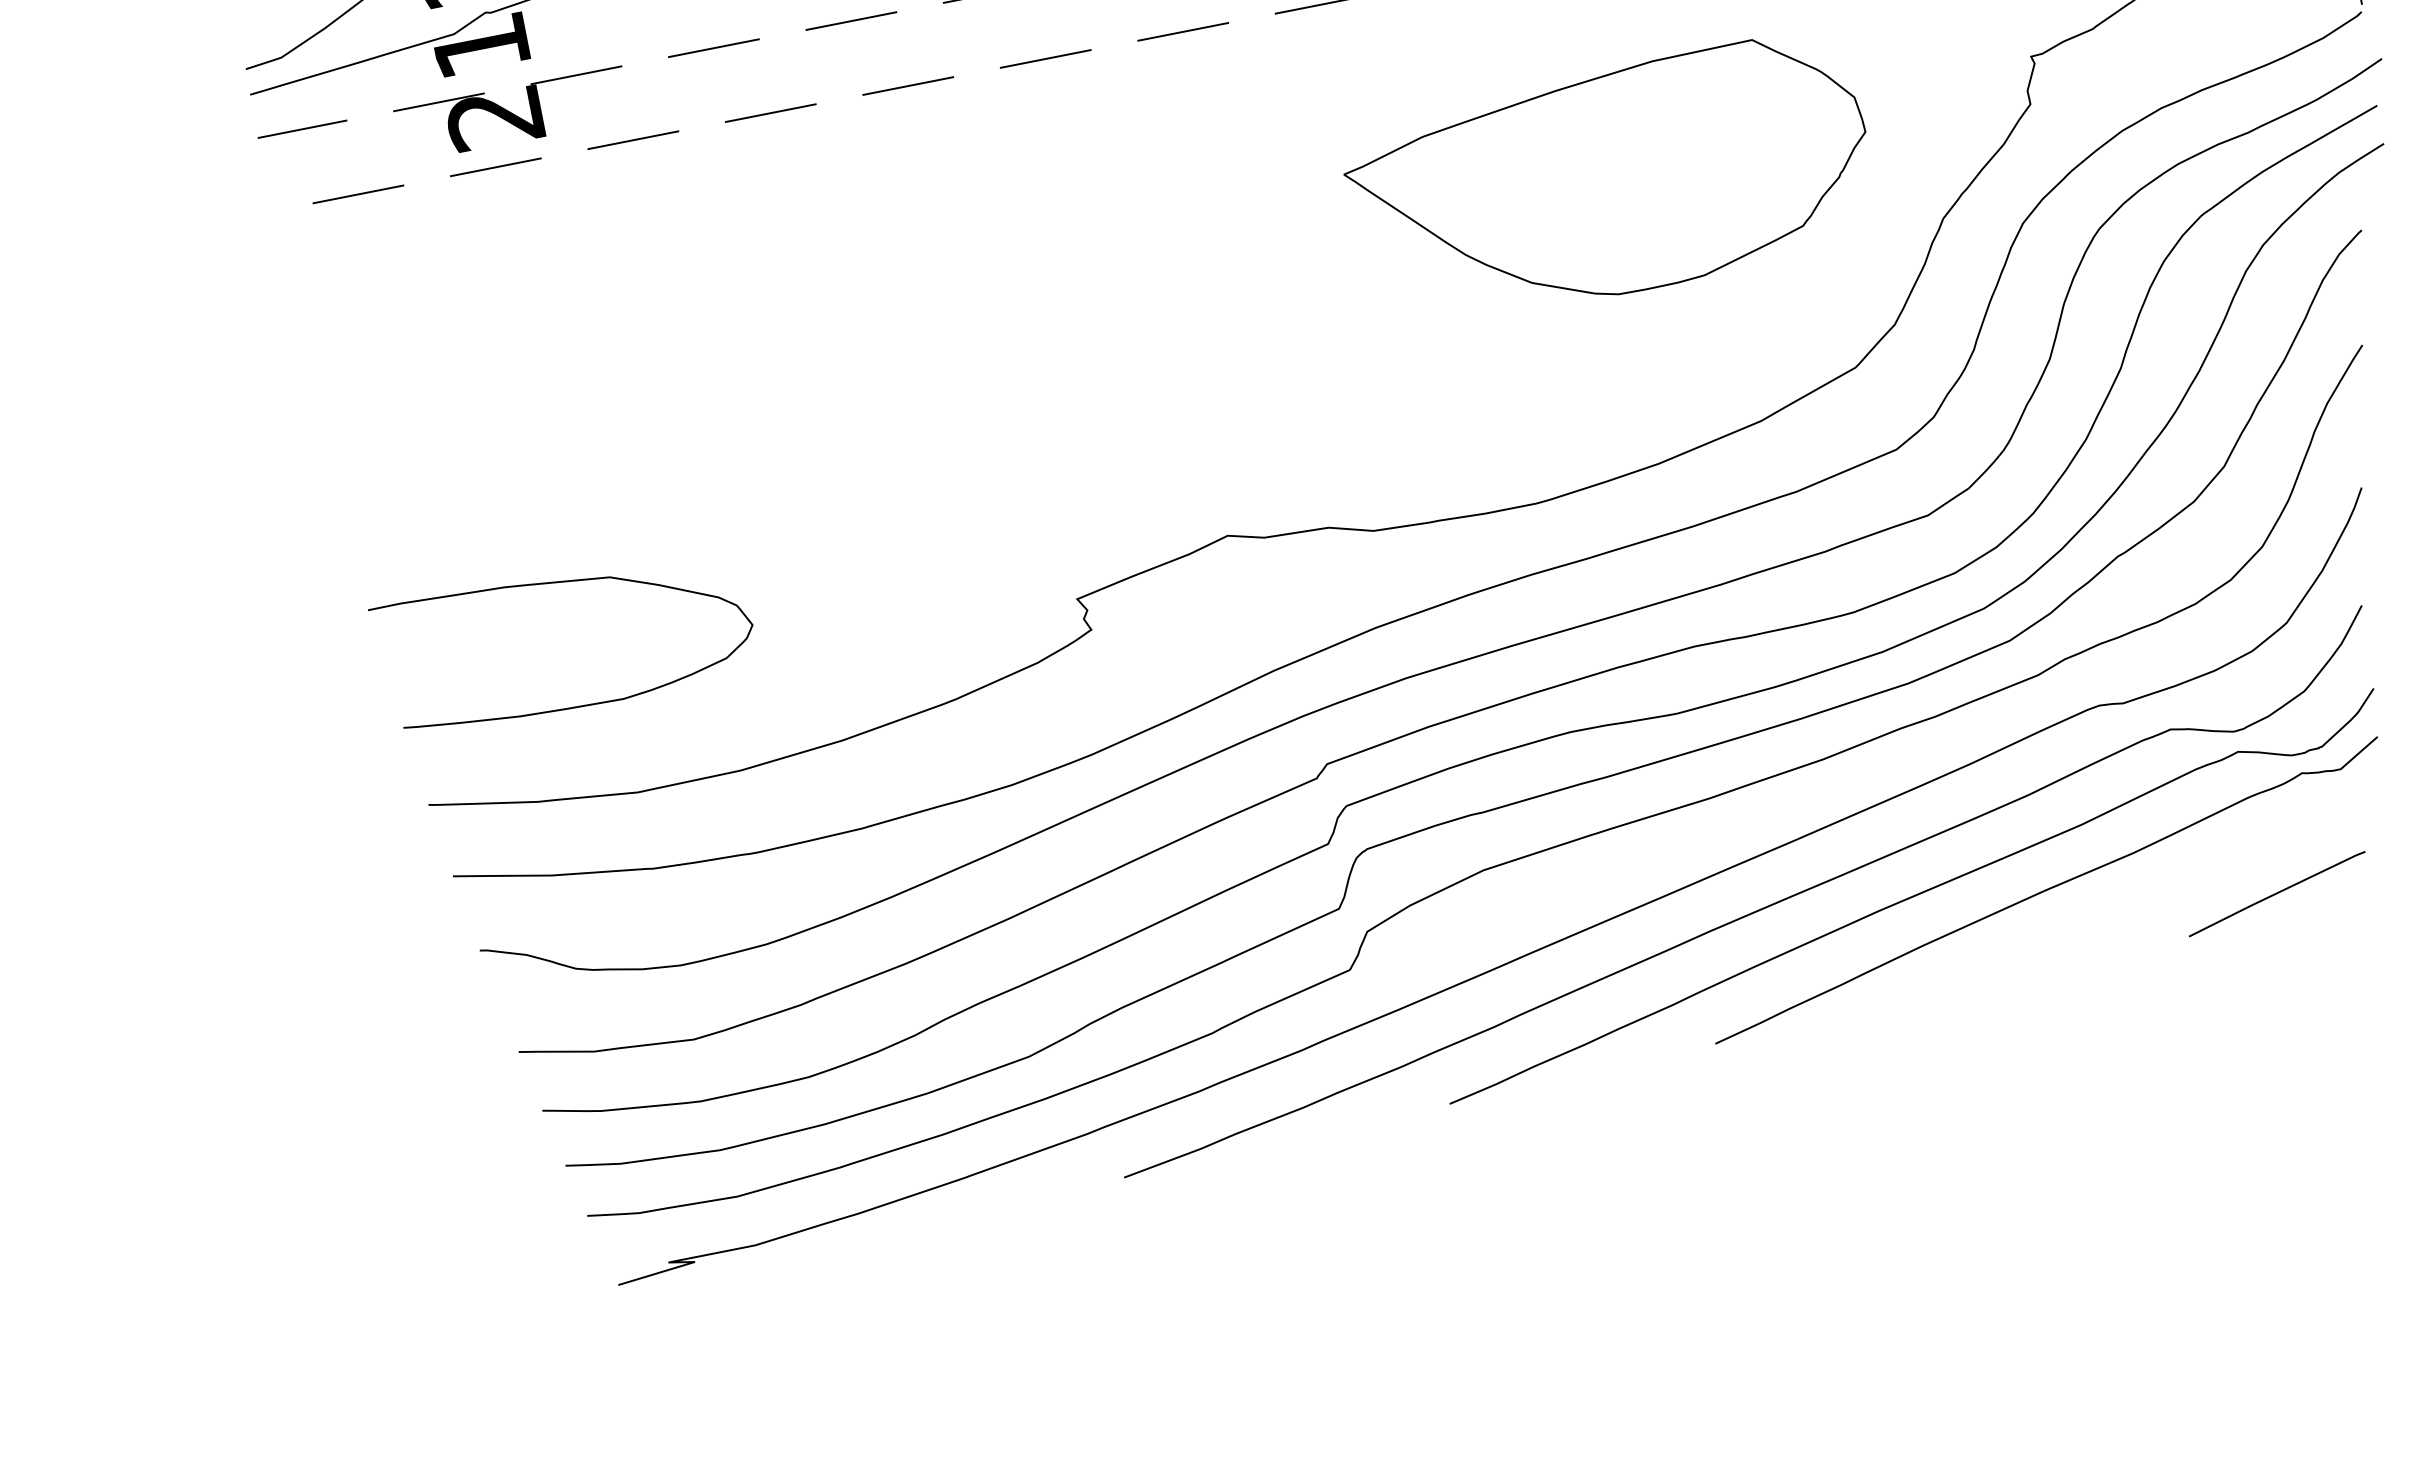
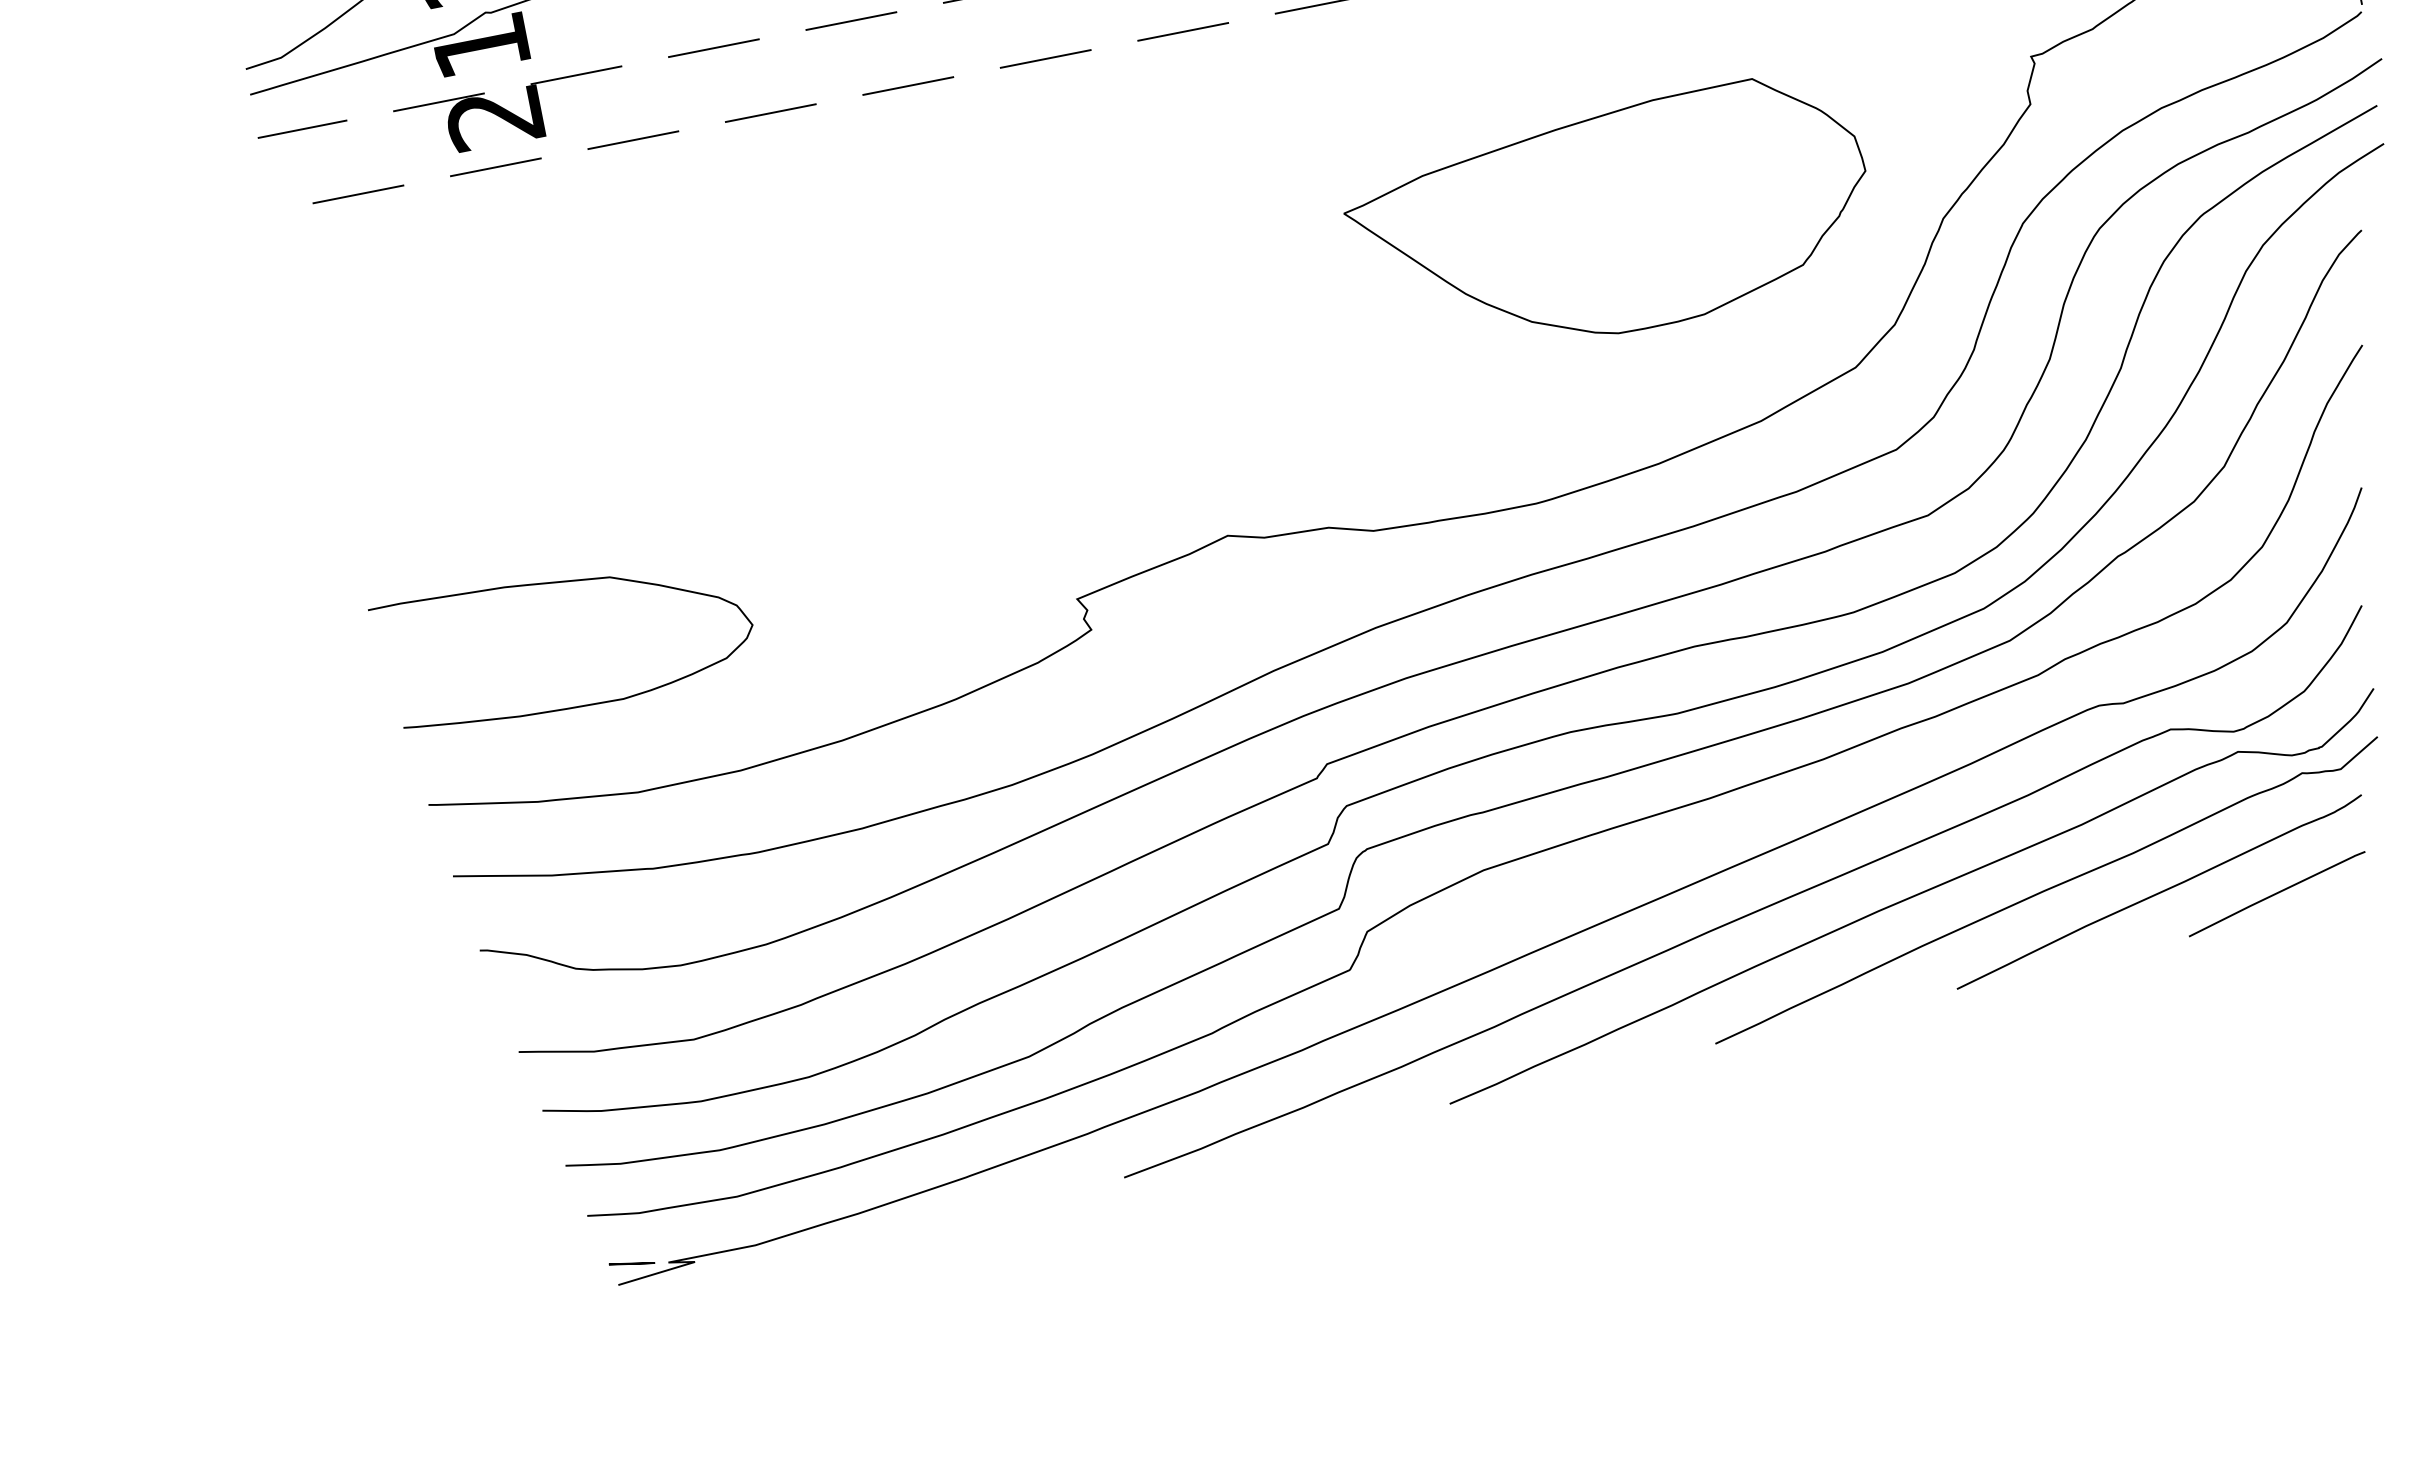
part position: (1604, 167) -> (1604, 206) (1604, 206)
curve: none -> present (2158, 892)
line: none -> present (631, 1263)
